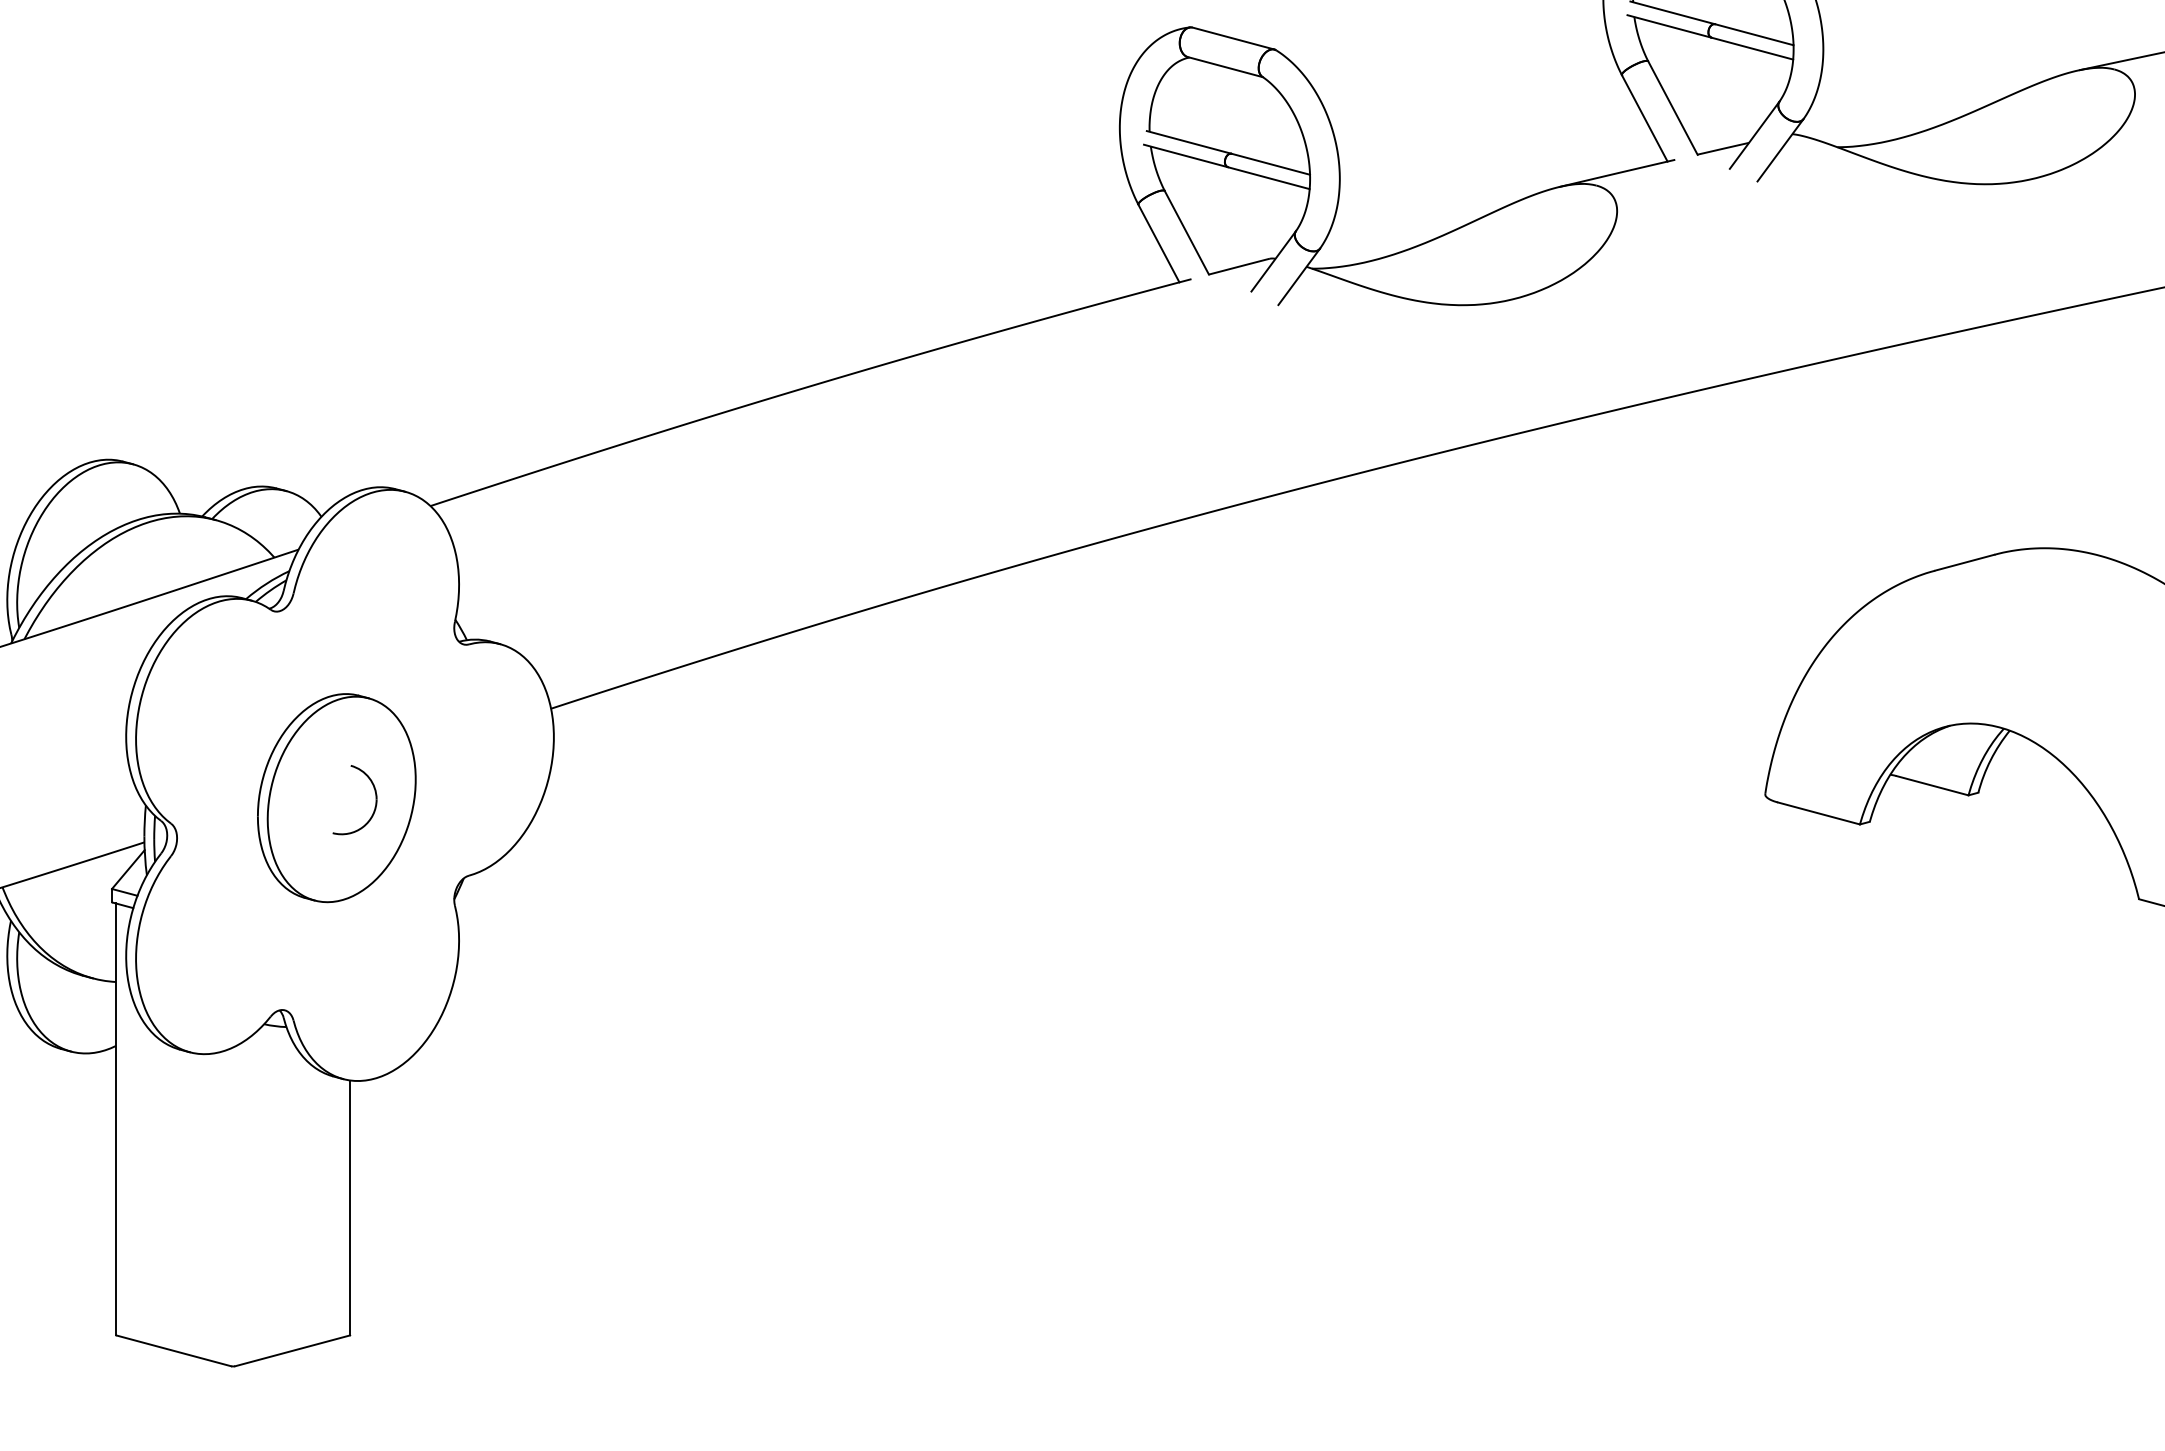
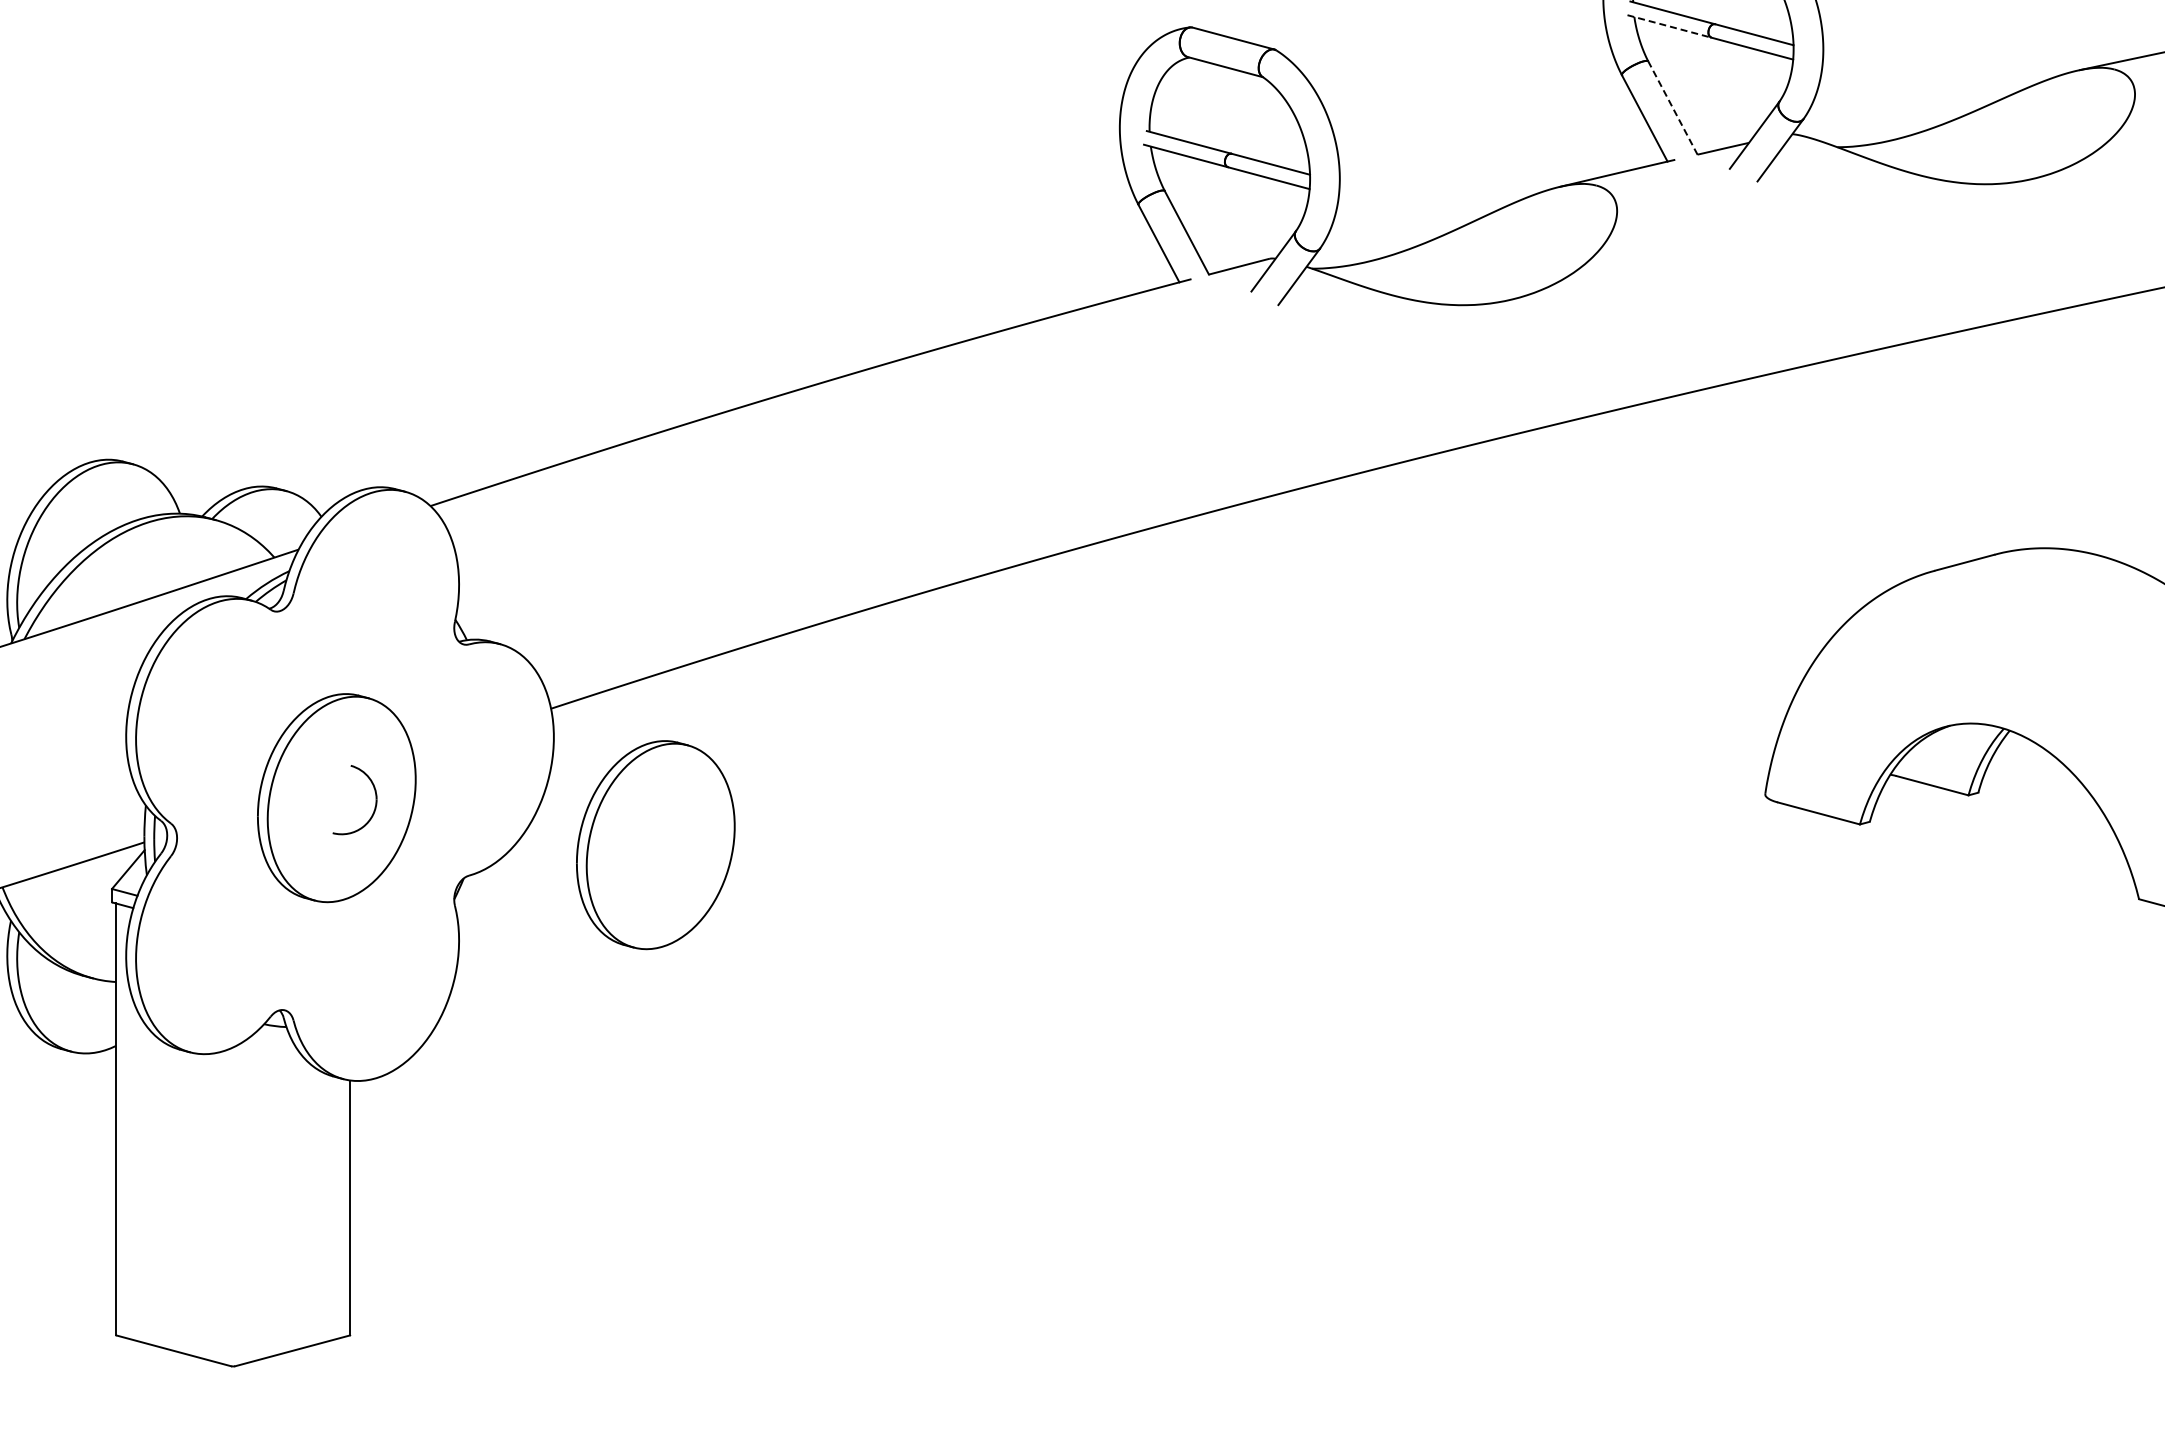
line: solid -> dashed (1669, 26)
line: solid -> dashed (1672, 108)
part: none -> present (655, 845)
